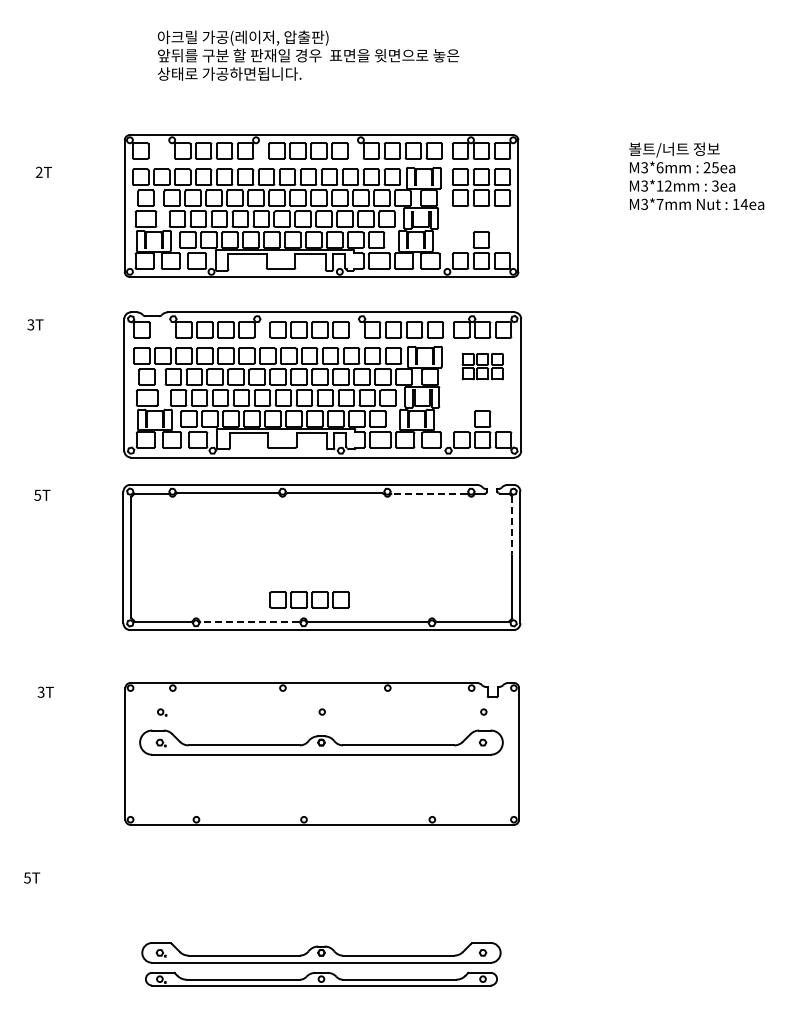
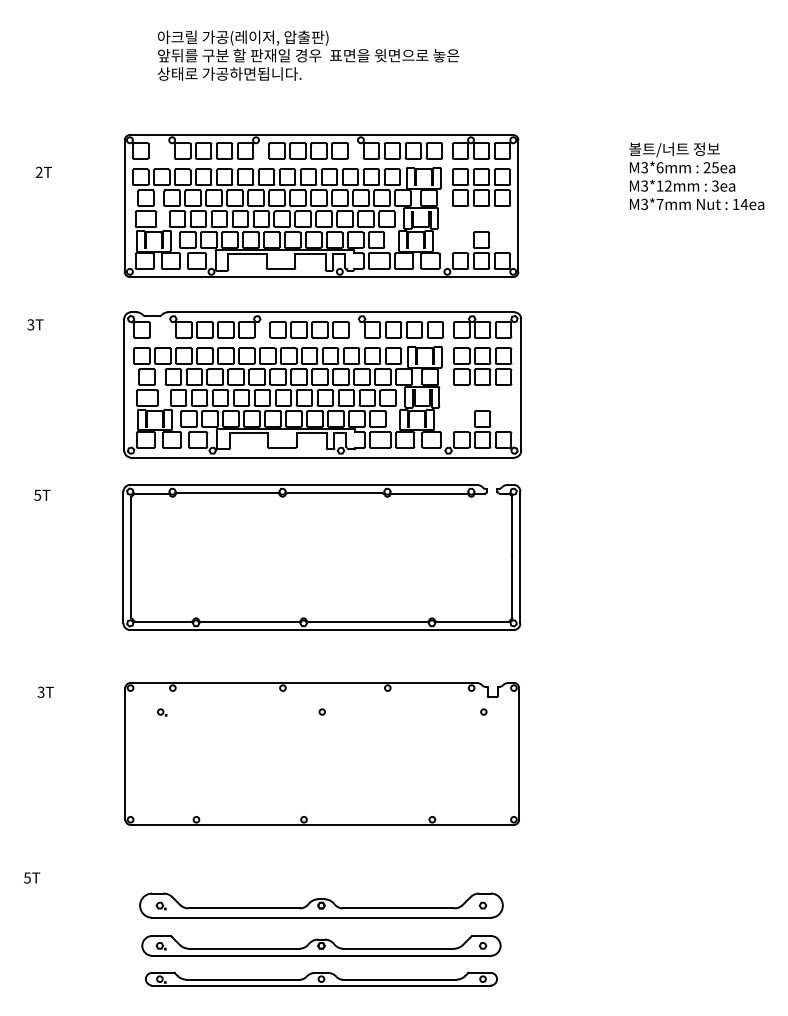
part size: 43x28 px -> 60x39 px (482, 366)
line: dashed -> solid (428, 493)
line: dashed -> solid (511, 525)
part: present -> none (309, 599)
line: dashed -> solid (249, 621)
part position: (321, 742) -> (321, 905) (321, 905)
part position: (321, 952) -> (321, 945) (321, 945)
